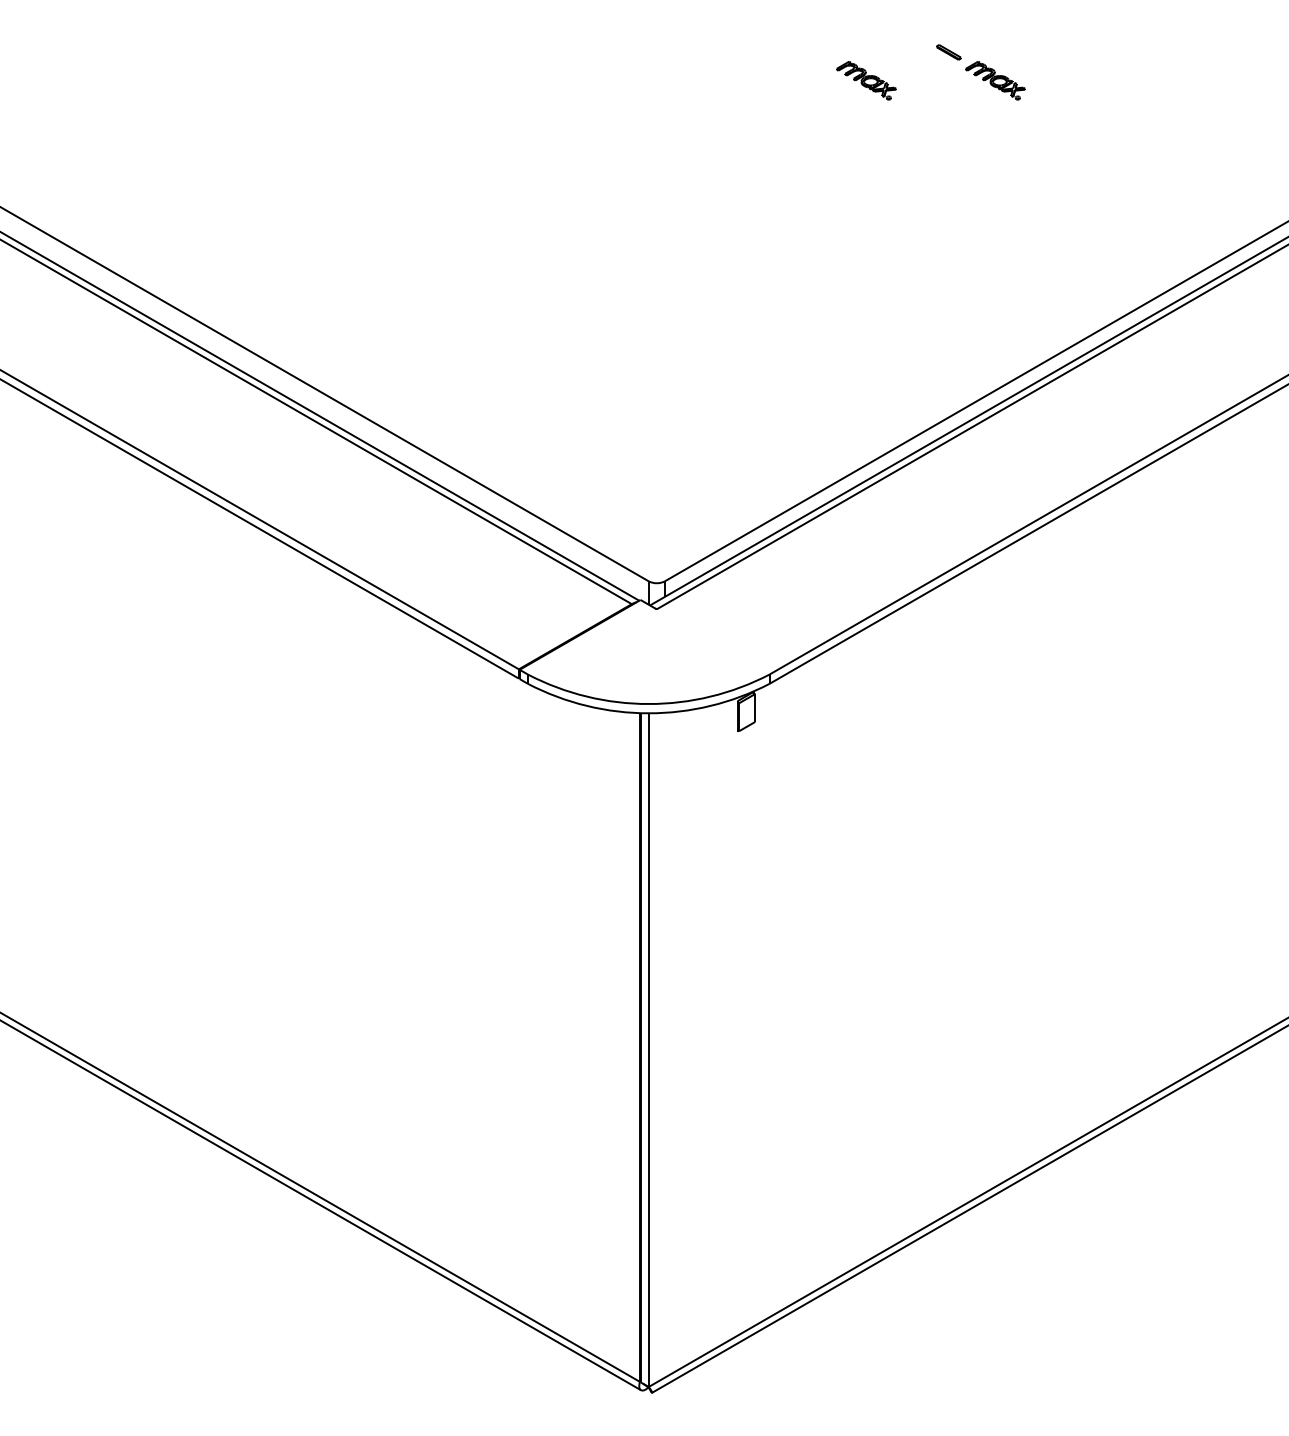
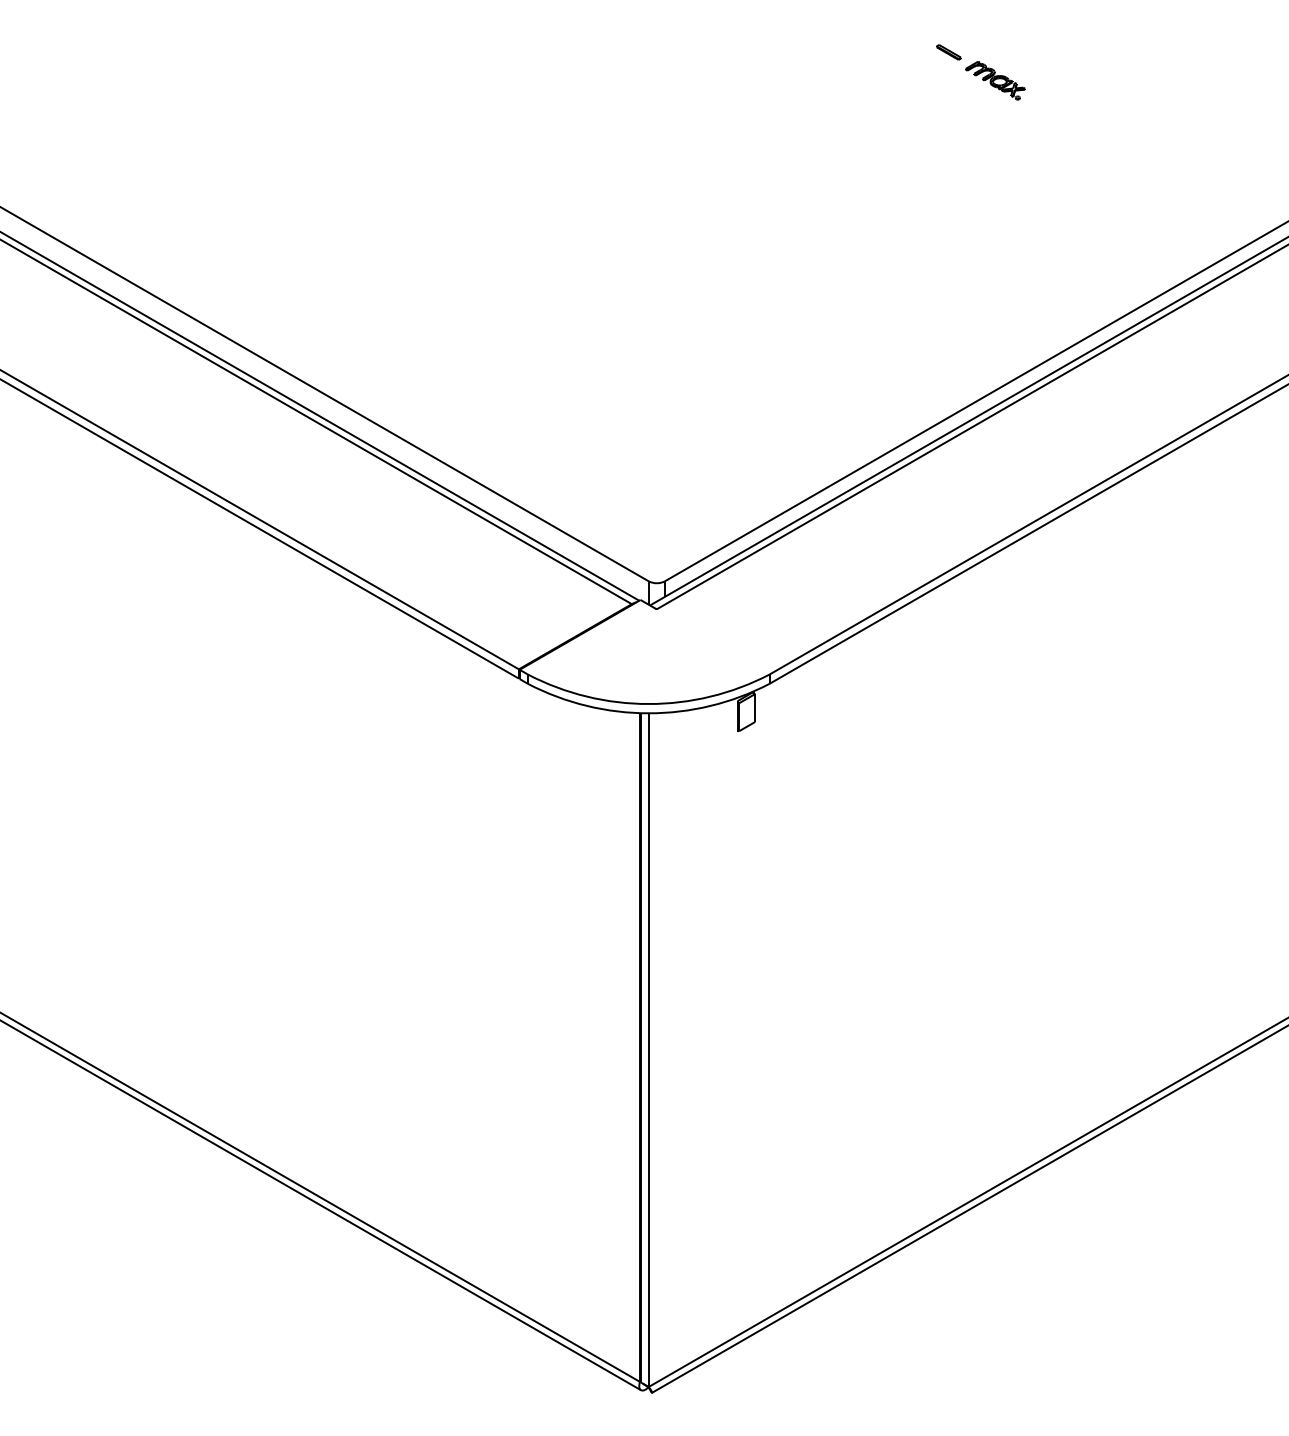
part: present -> none (866, 80)
